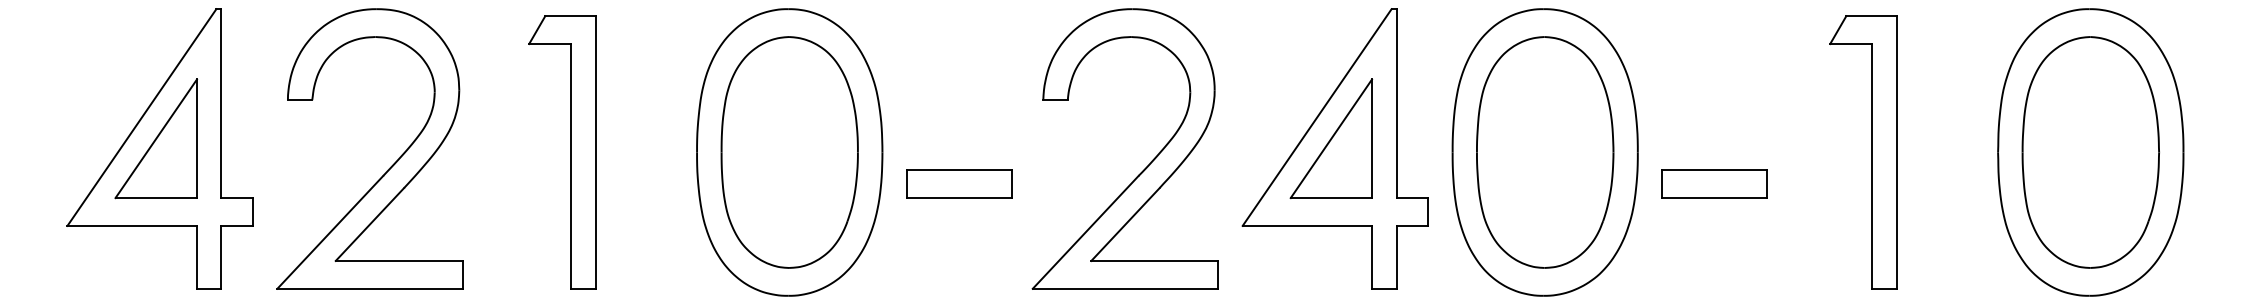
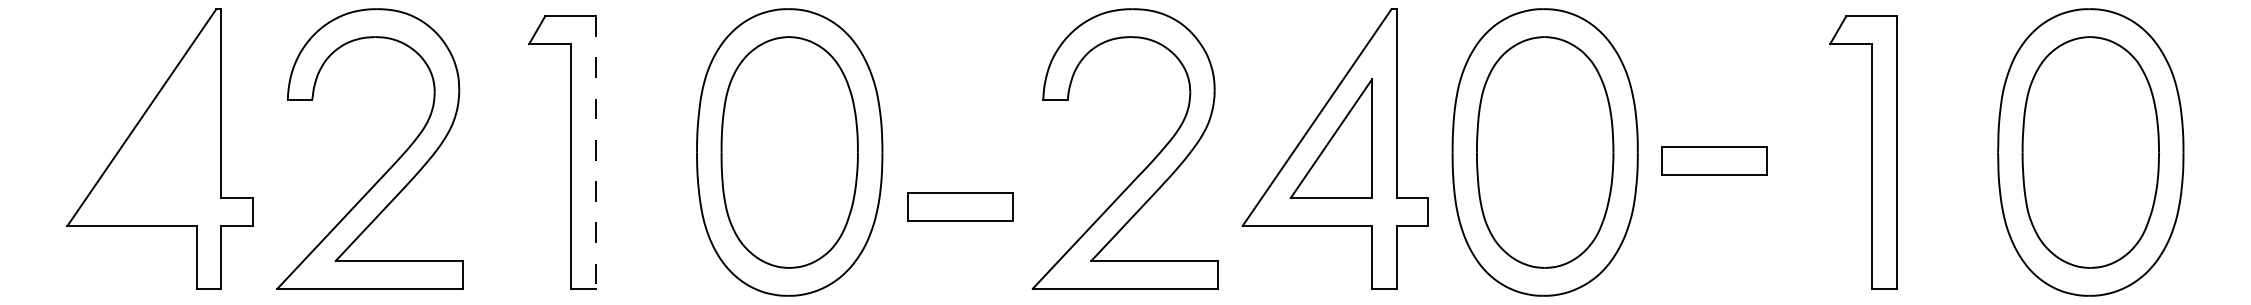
part: present -> none (155, 138)
line: solid -> dashed (595, 152)
part position: (959, 183) -> (960, 206) (960, 206)
part position: (1714, 183) -> (1714, 160) (1714, 160)
